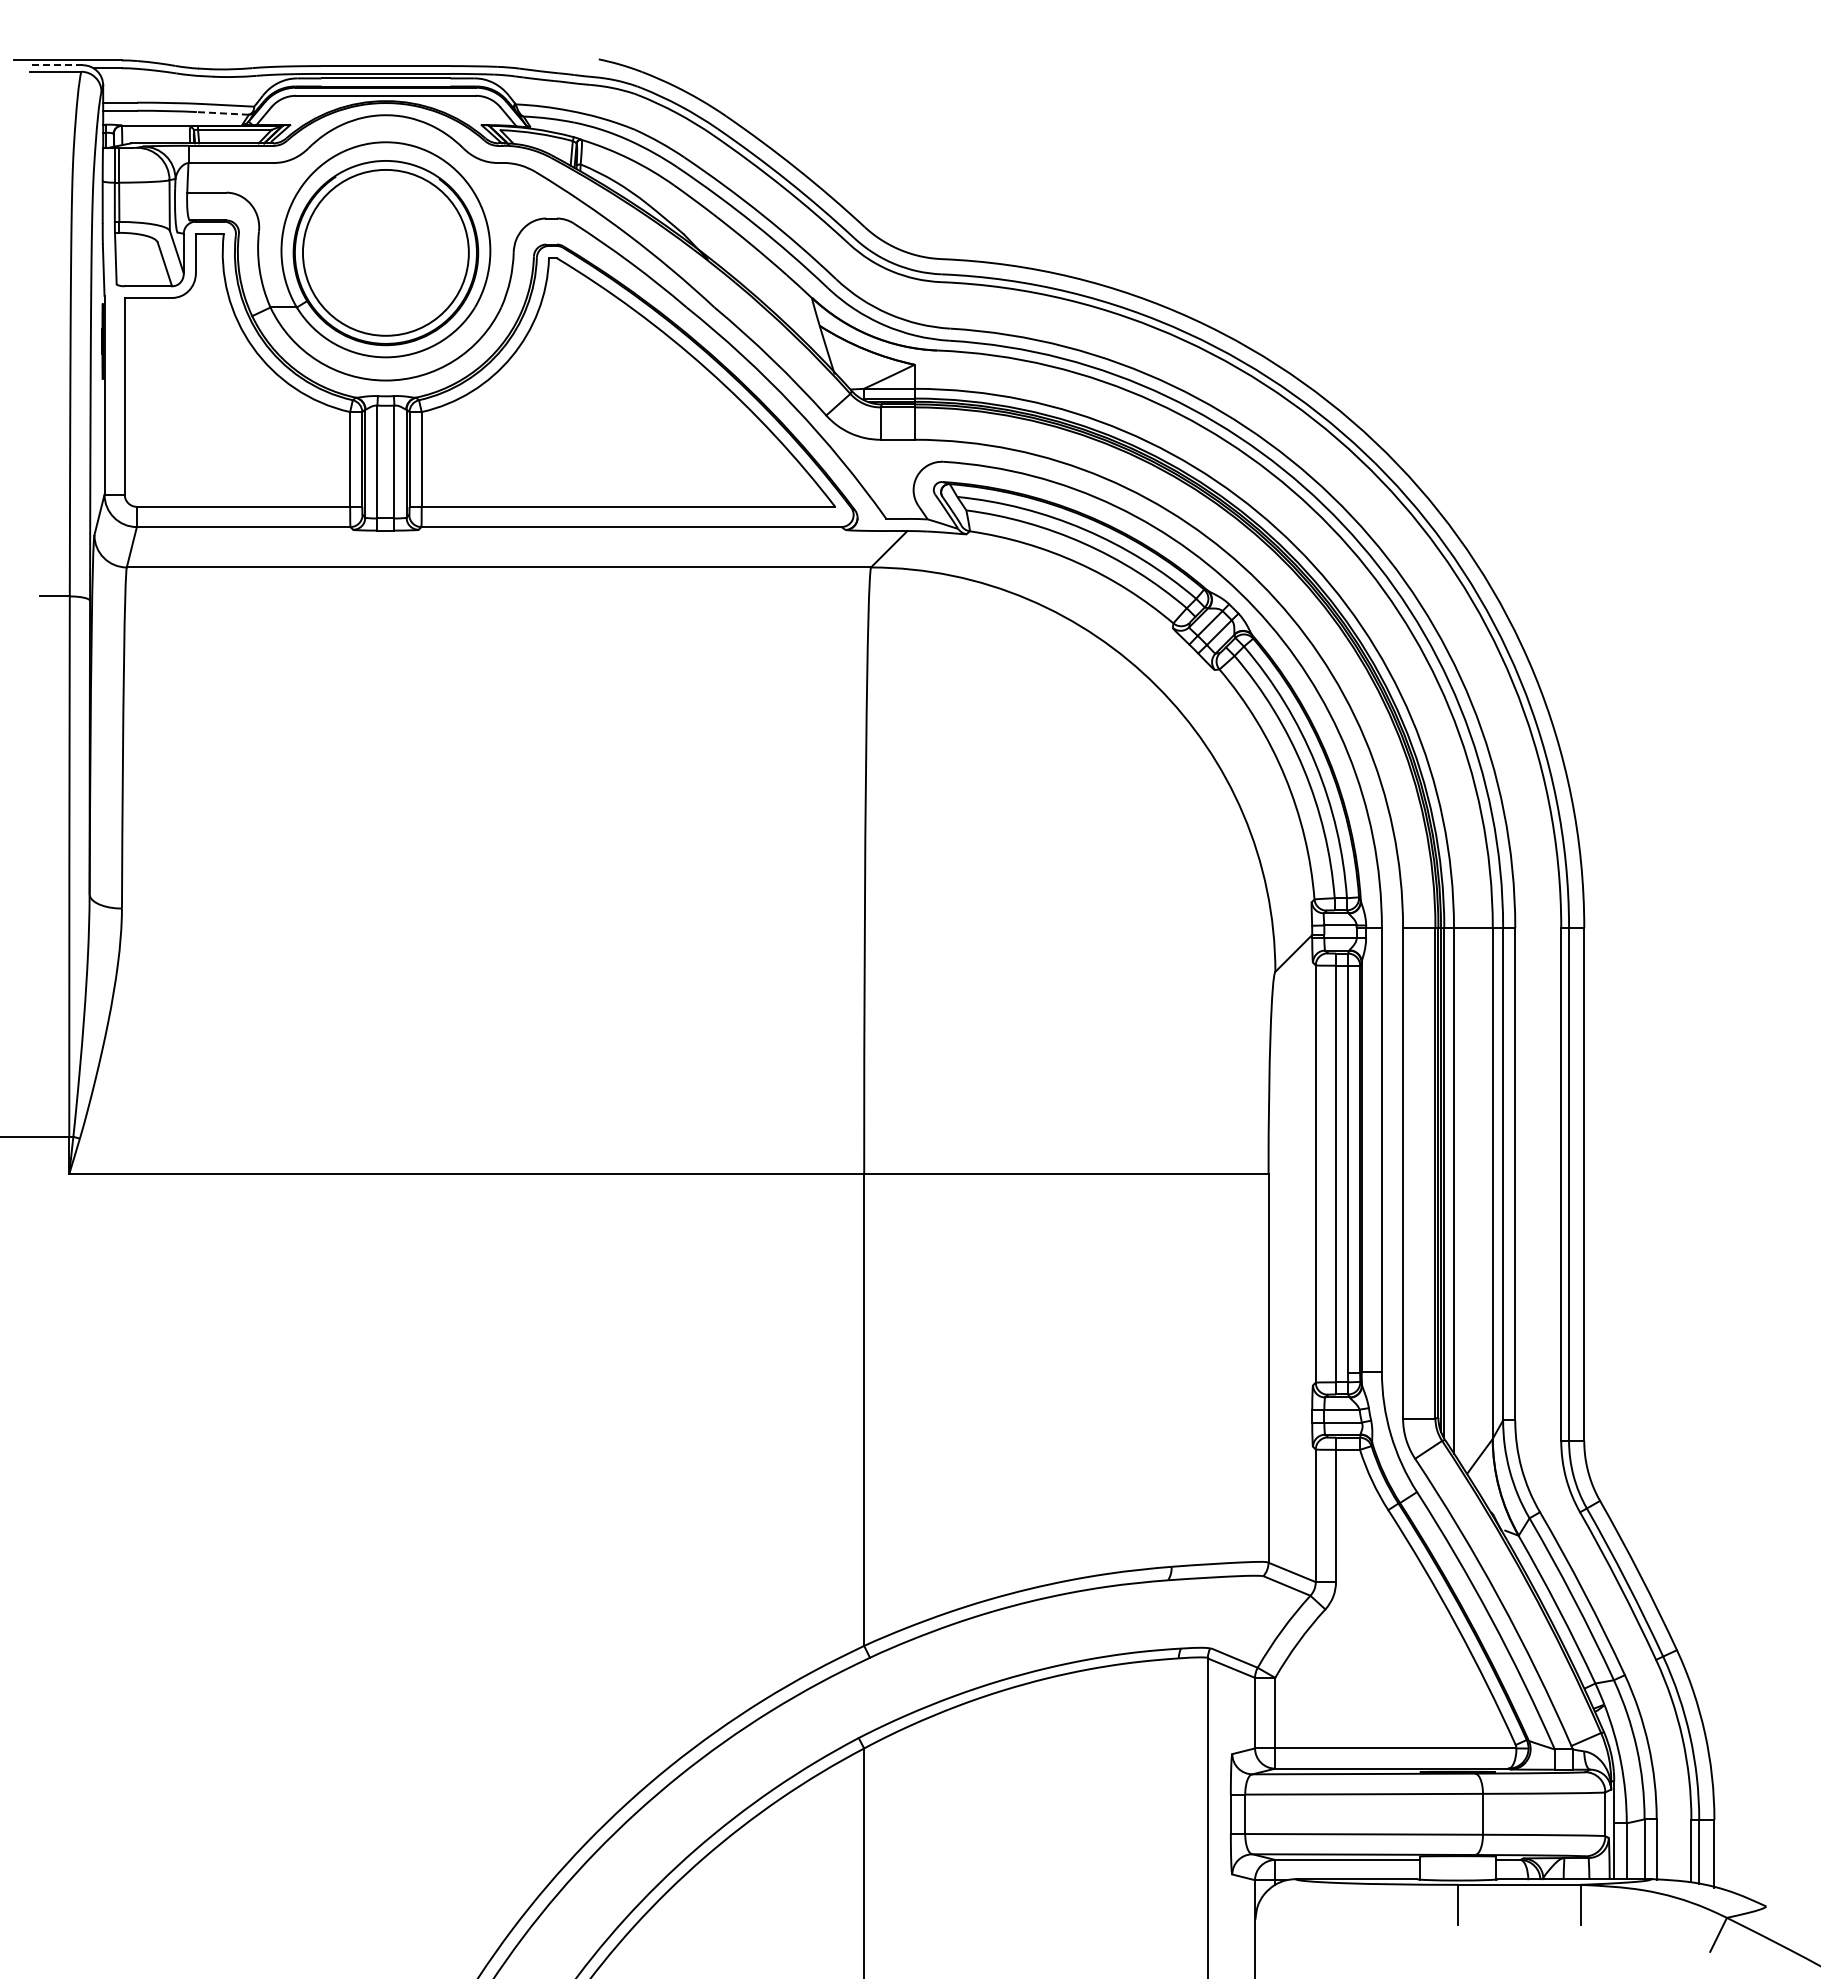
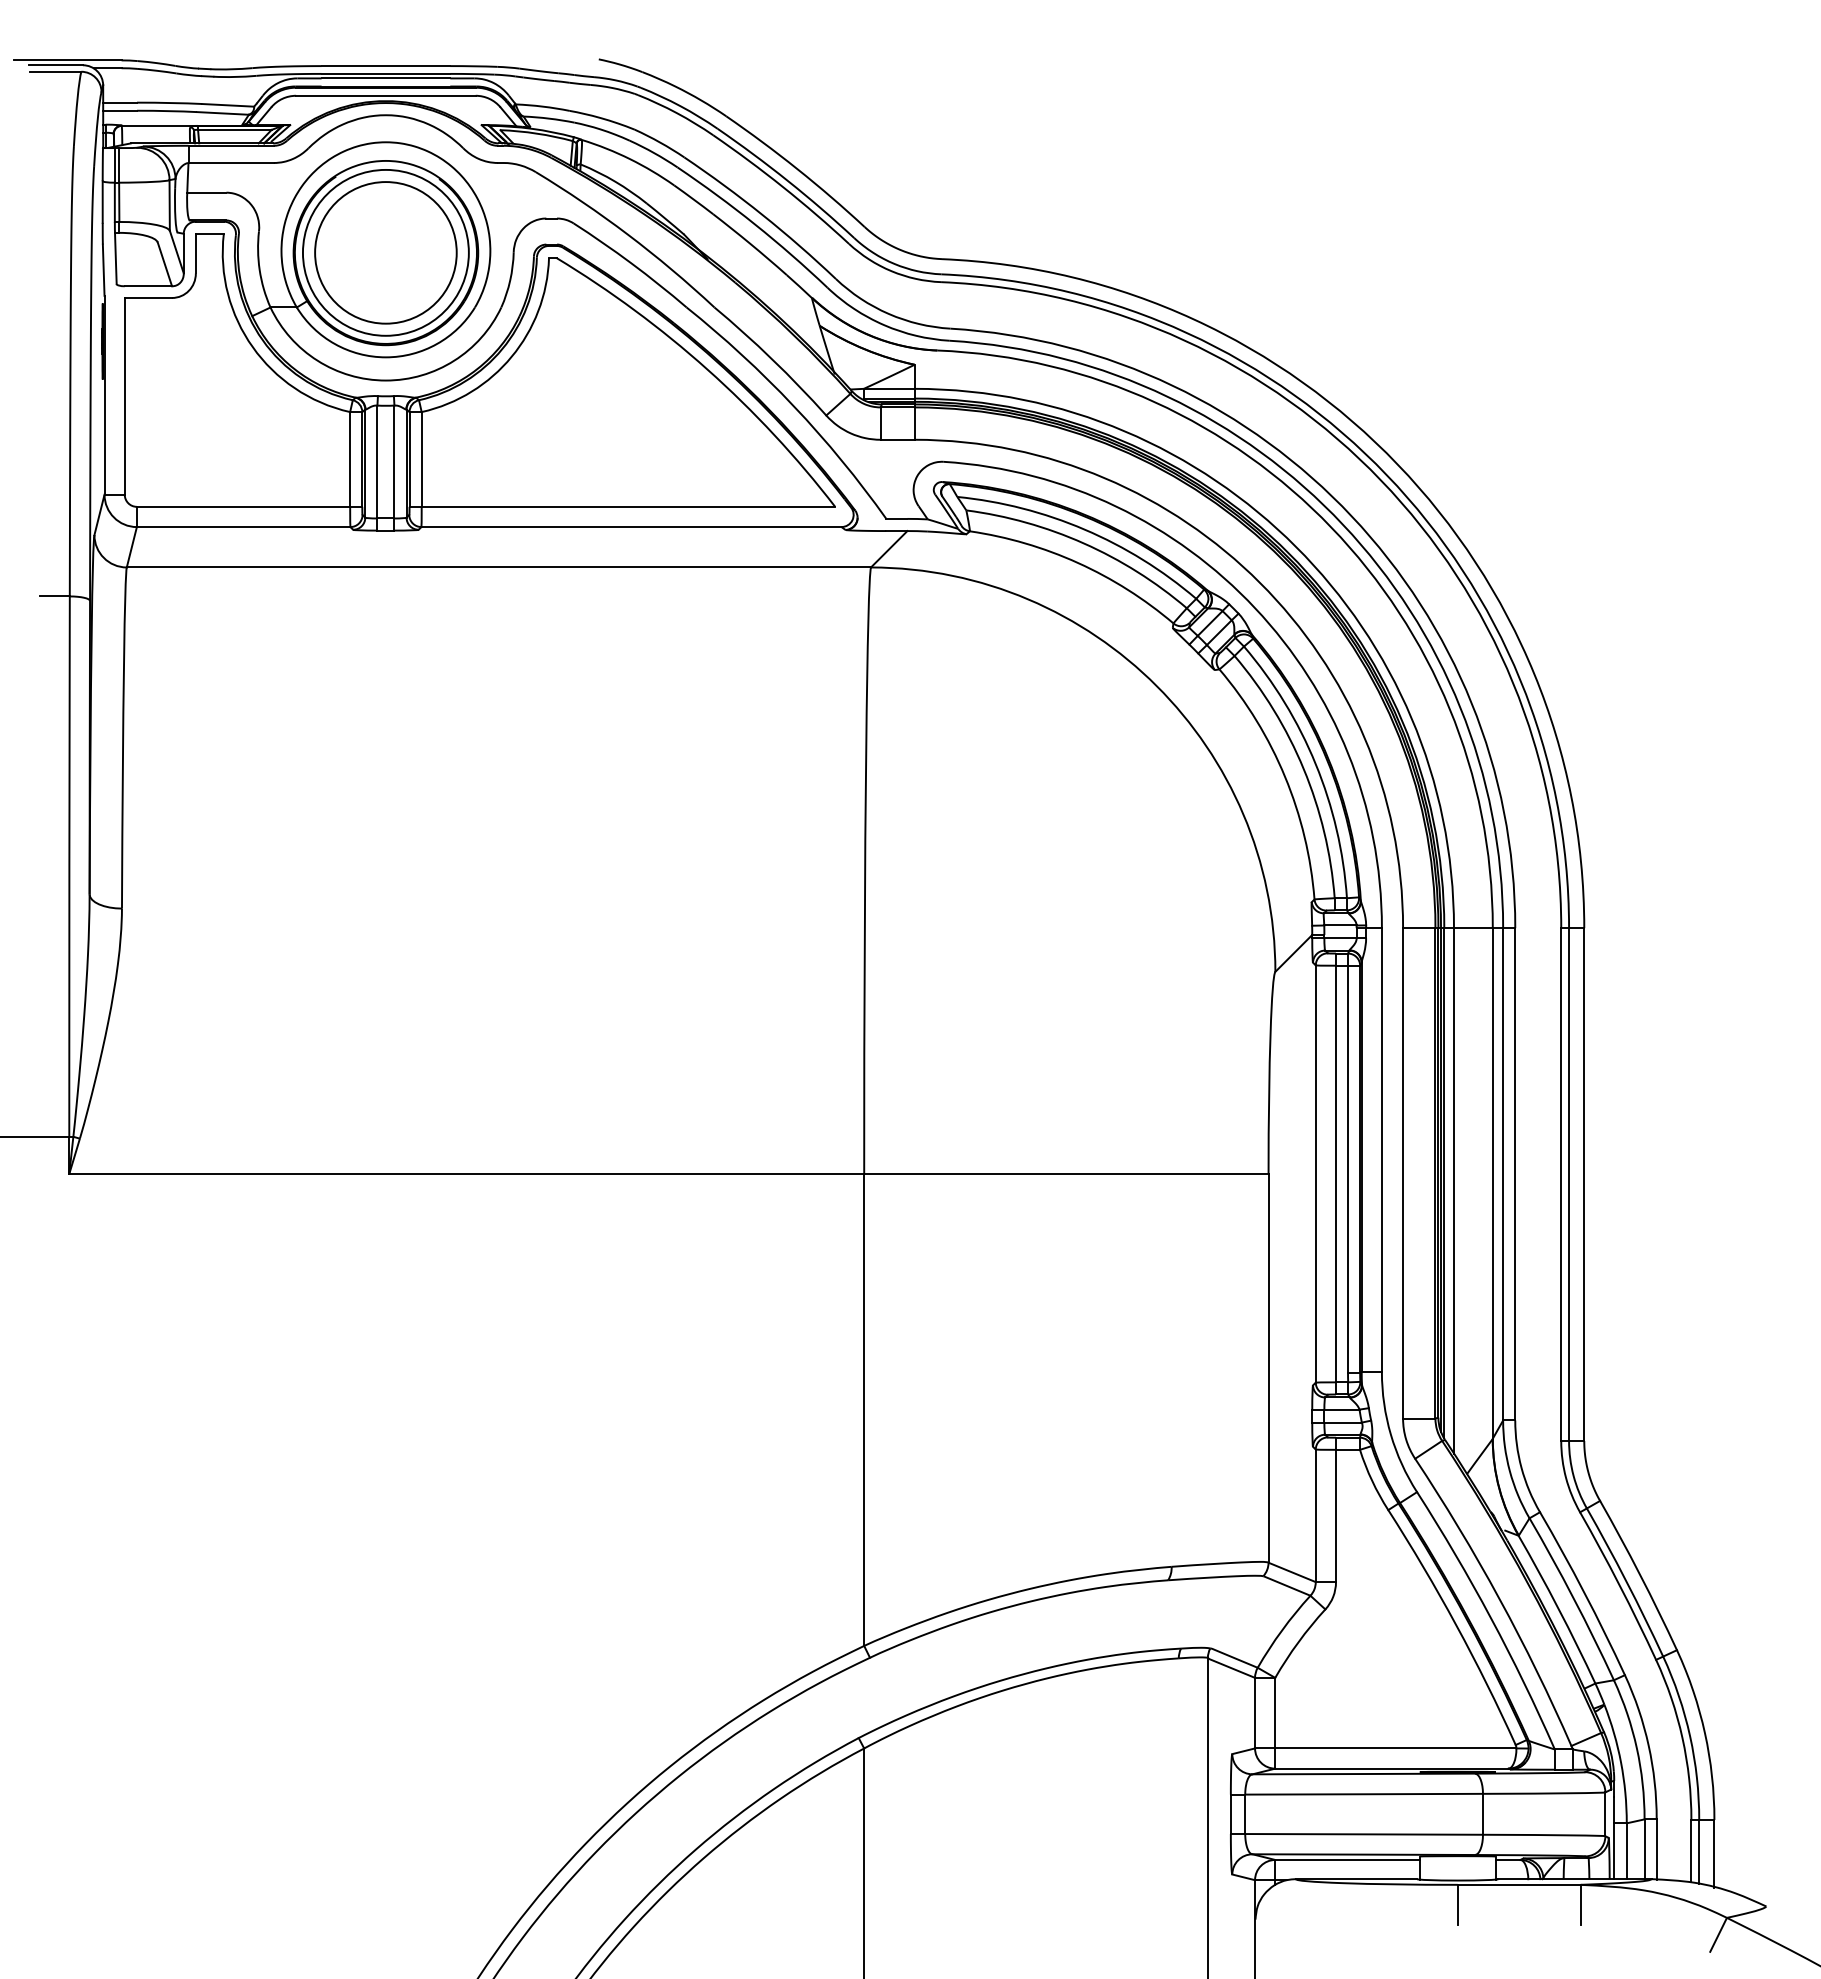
line: dashed -> solid (55, 65)
line: dashed -> solid (222, 113)
circle: none -> present (385, 252)
